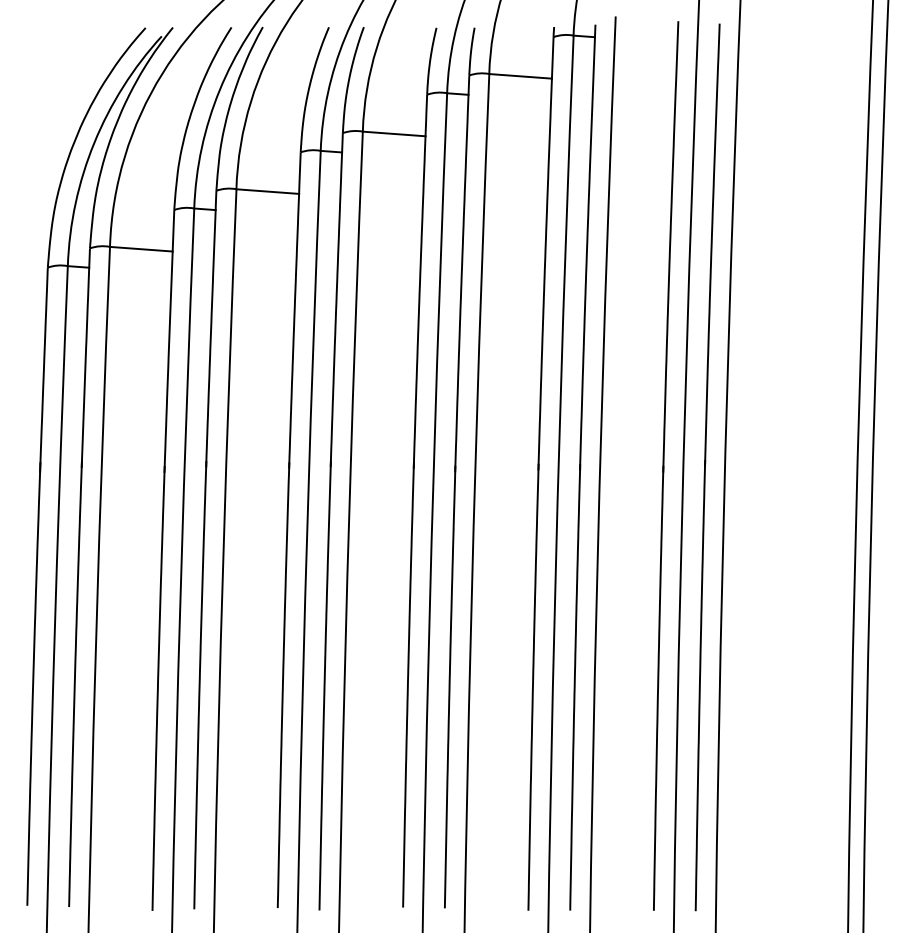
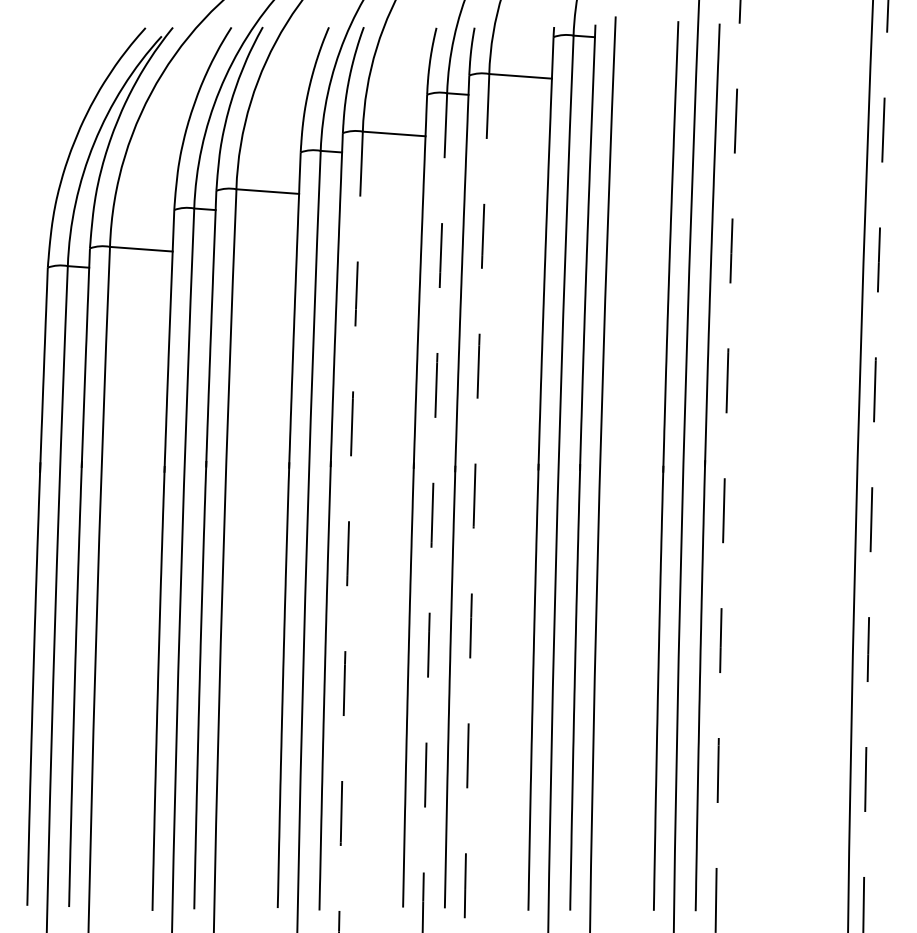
arc: solid -> dashed (725, 466)
arc: solid -> dashed (872, 466)
arc: solid -> dashed (474, 503)
arc: solid -> dashed (432, 513)
arc: solid -> dashed (348, 531)
